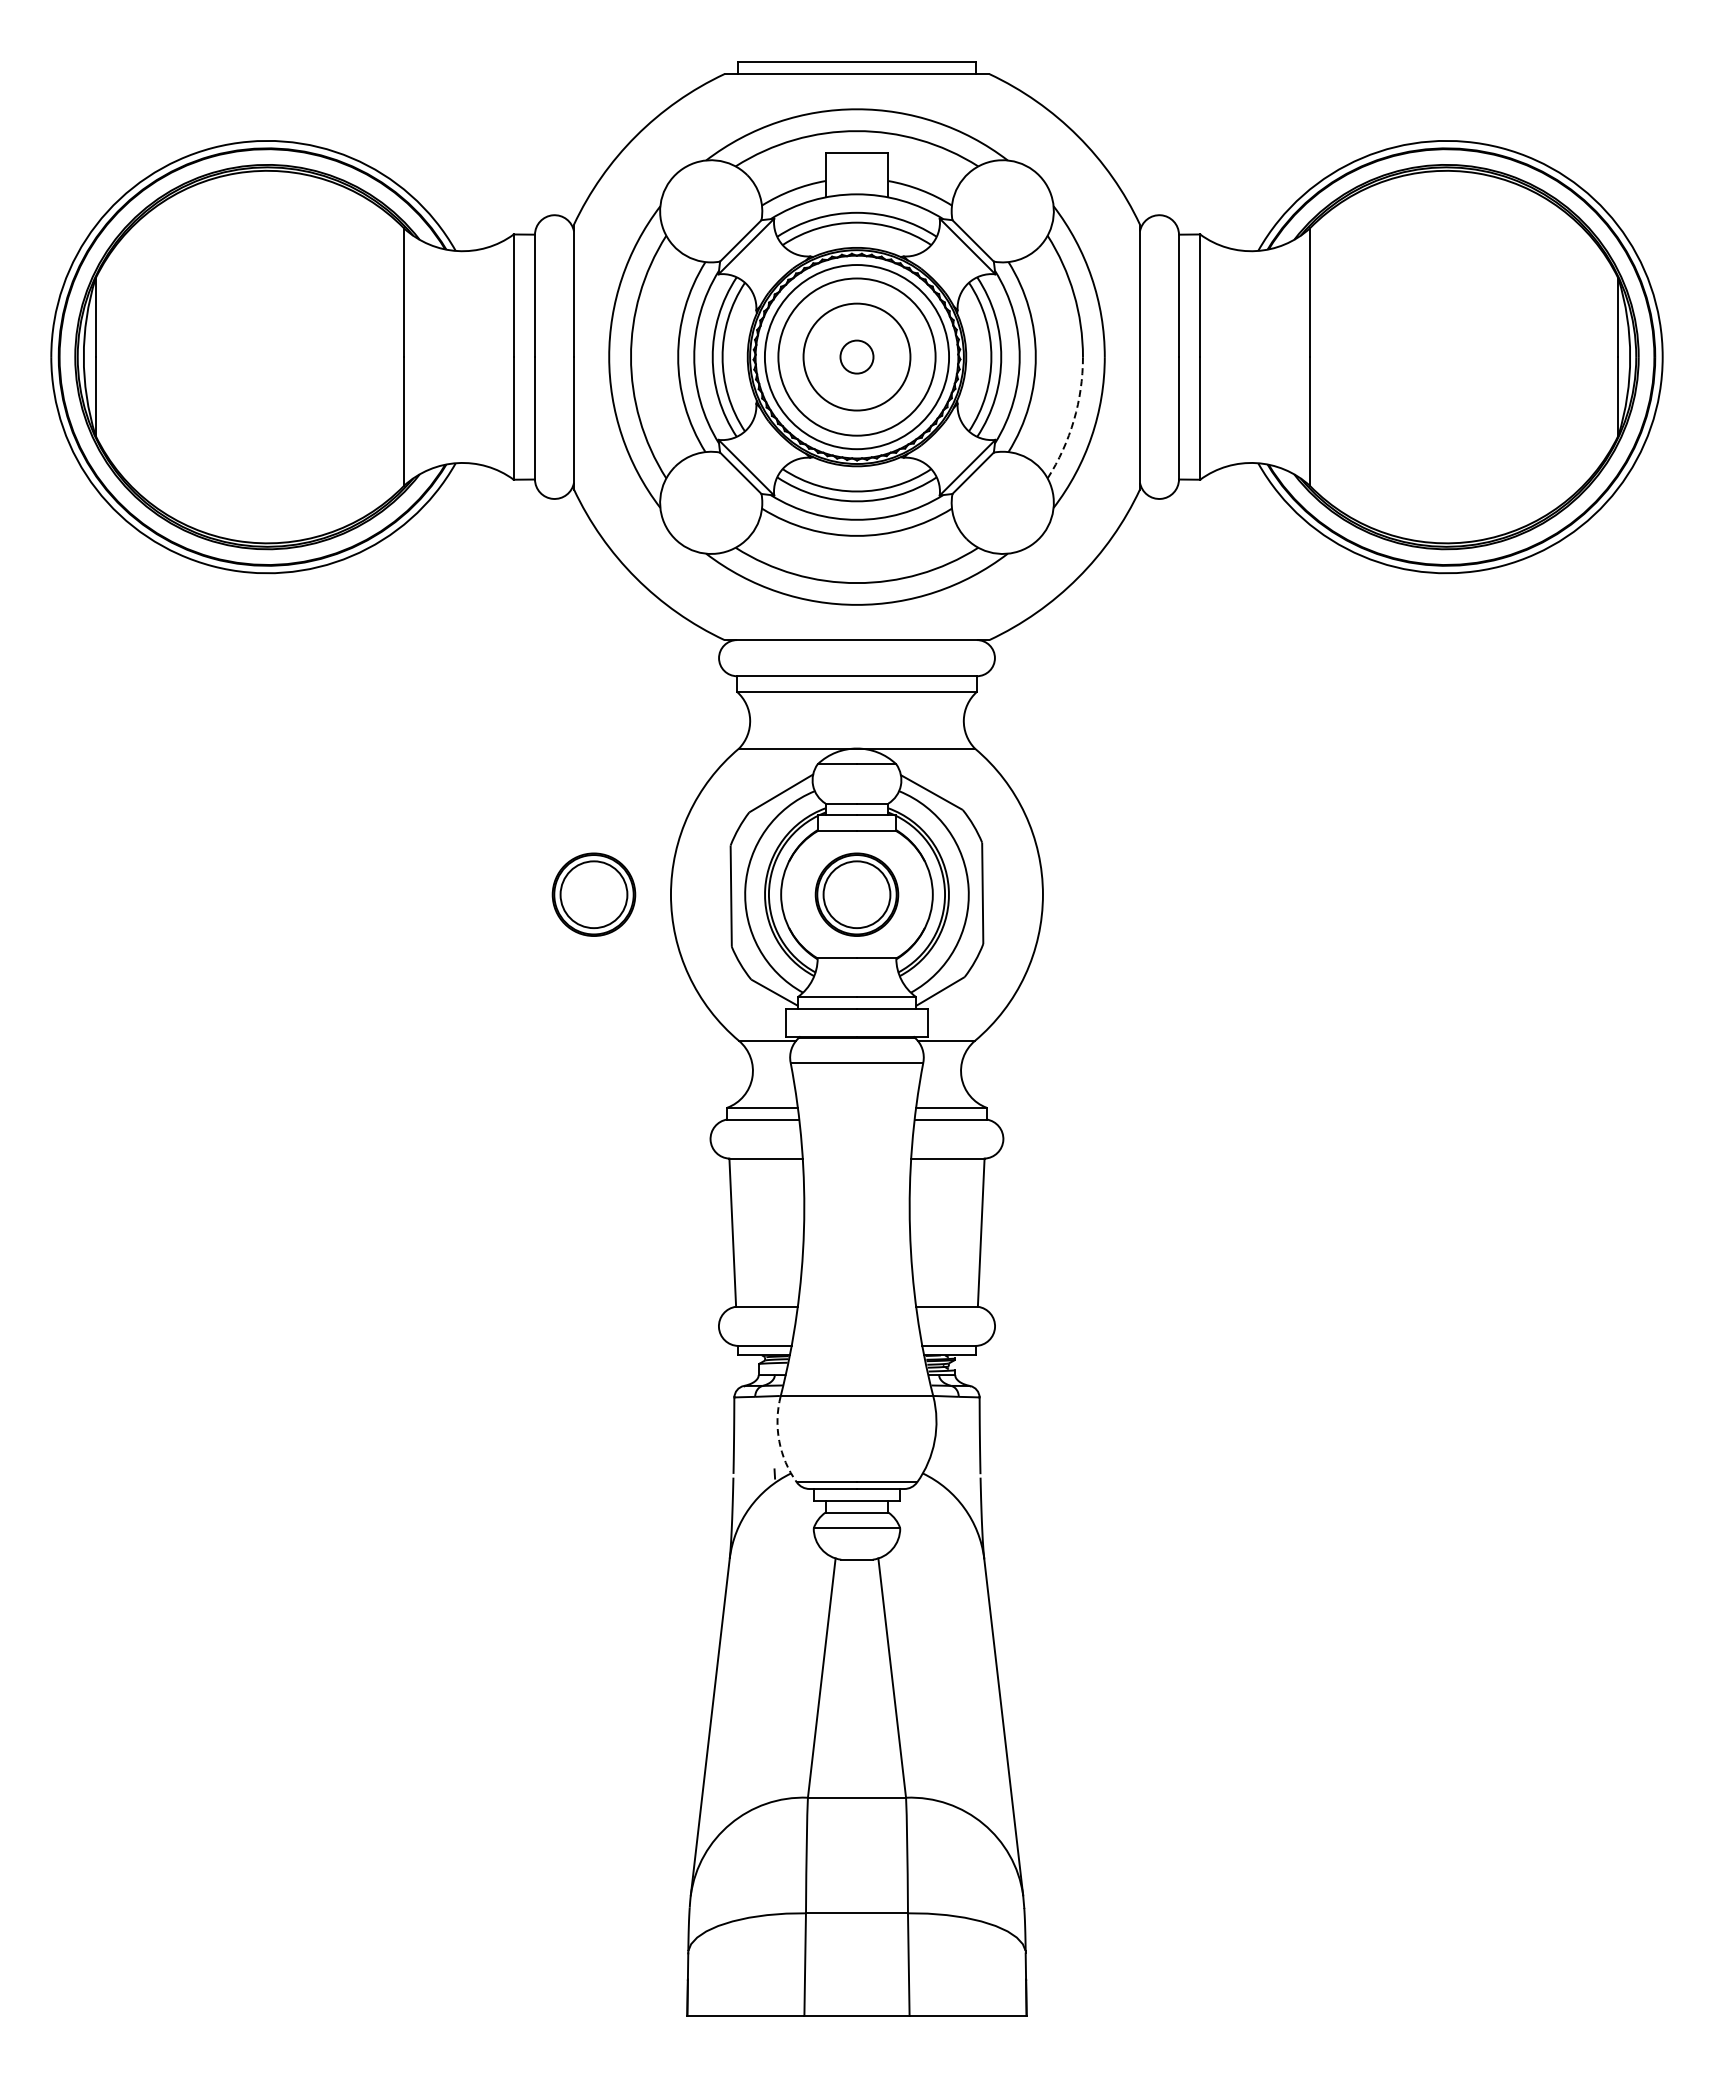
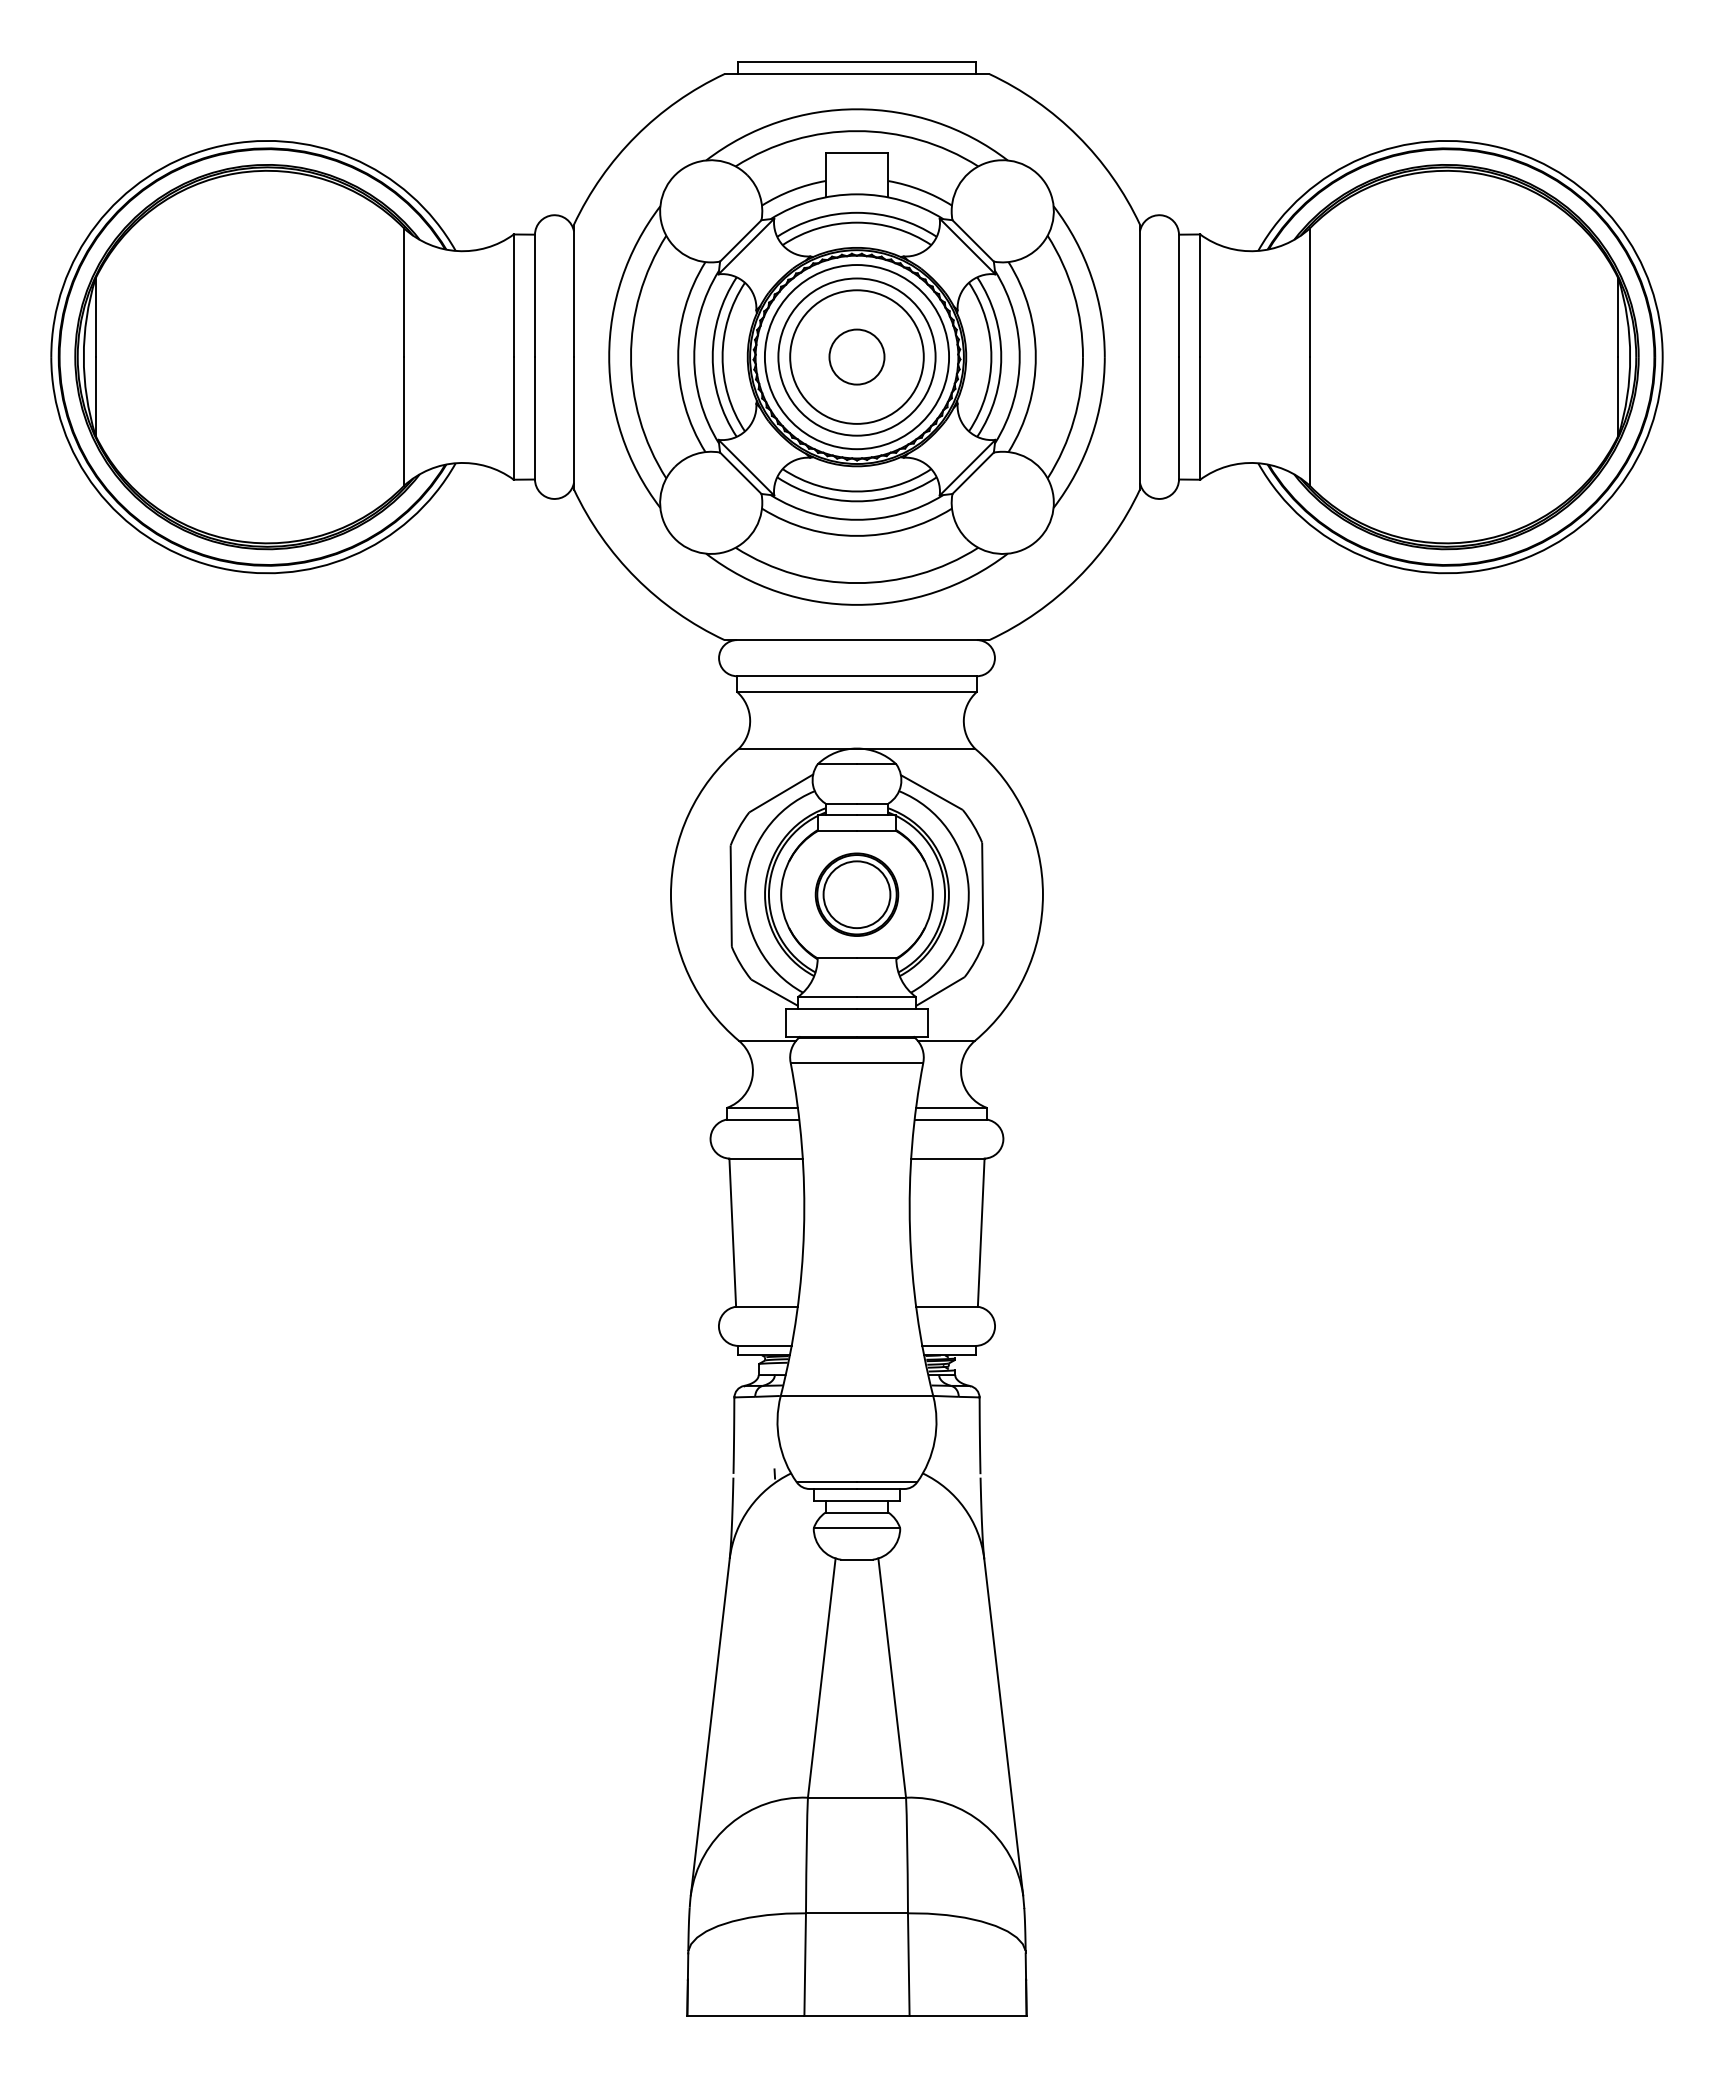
circle diameter: 107 px -> 134 px (856, 356)
circle diameter: 33 px -> 55 px (856, 356)
arc: dashed -> solid (1073, 420)
part: present -> none (593, 894)
arc: dashed -> solid (779, 1441)
